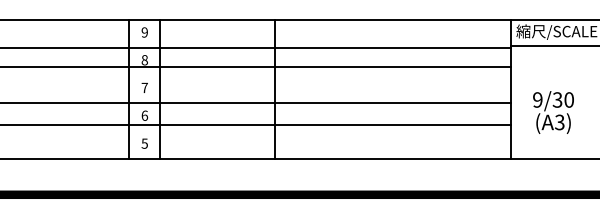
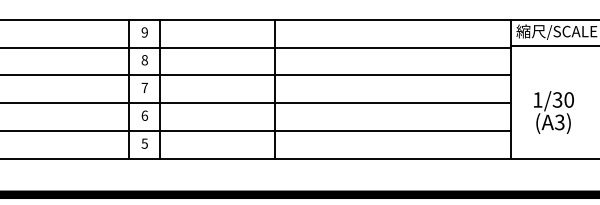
line position: (256, 67) -> (256, 75) (256, 75)
text: 9/30 -> 1/30 (537, 99)
line position: (256, 125) -> (256, 131) (256, 131)
